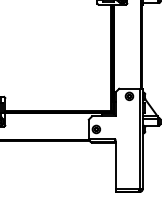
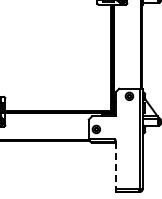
line: solid -> dashed (115, 166)
